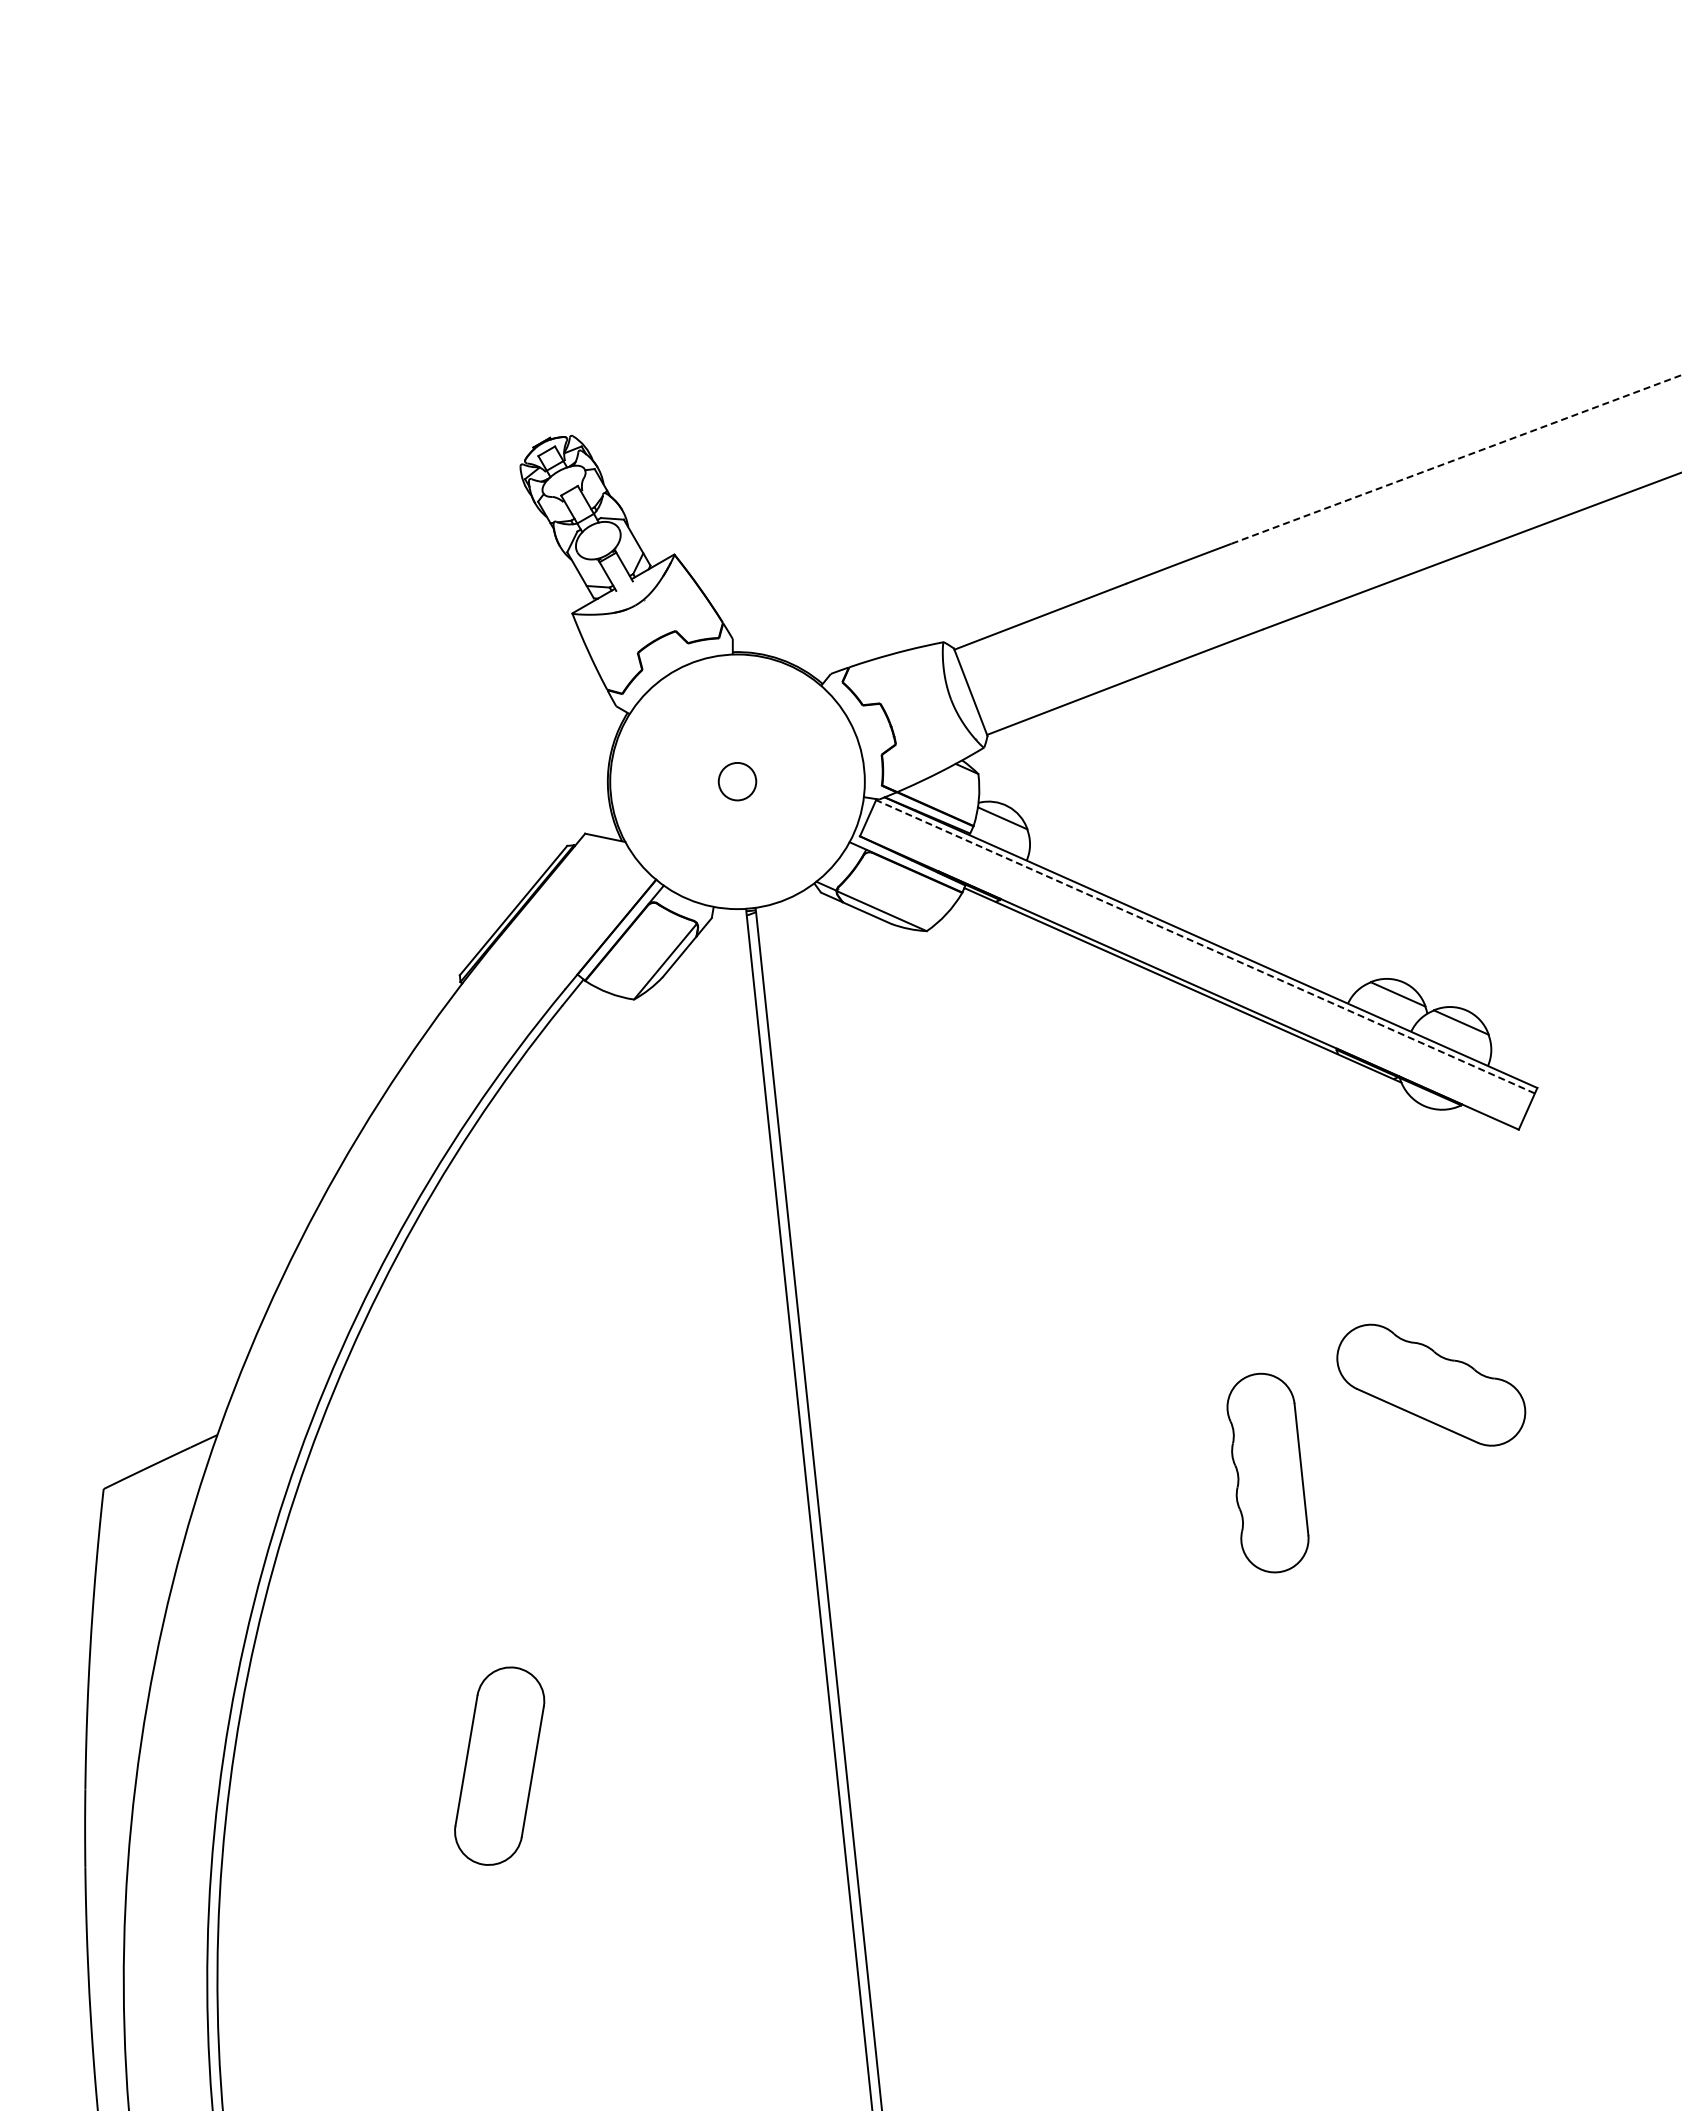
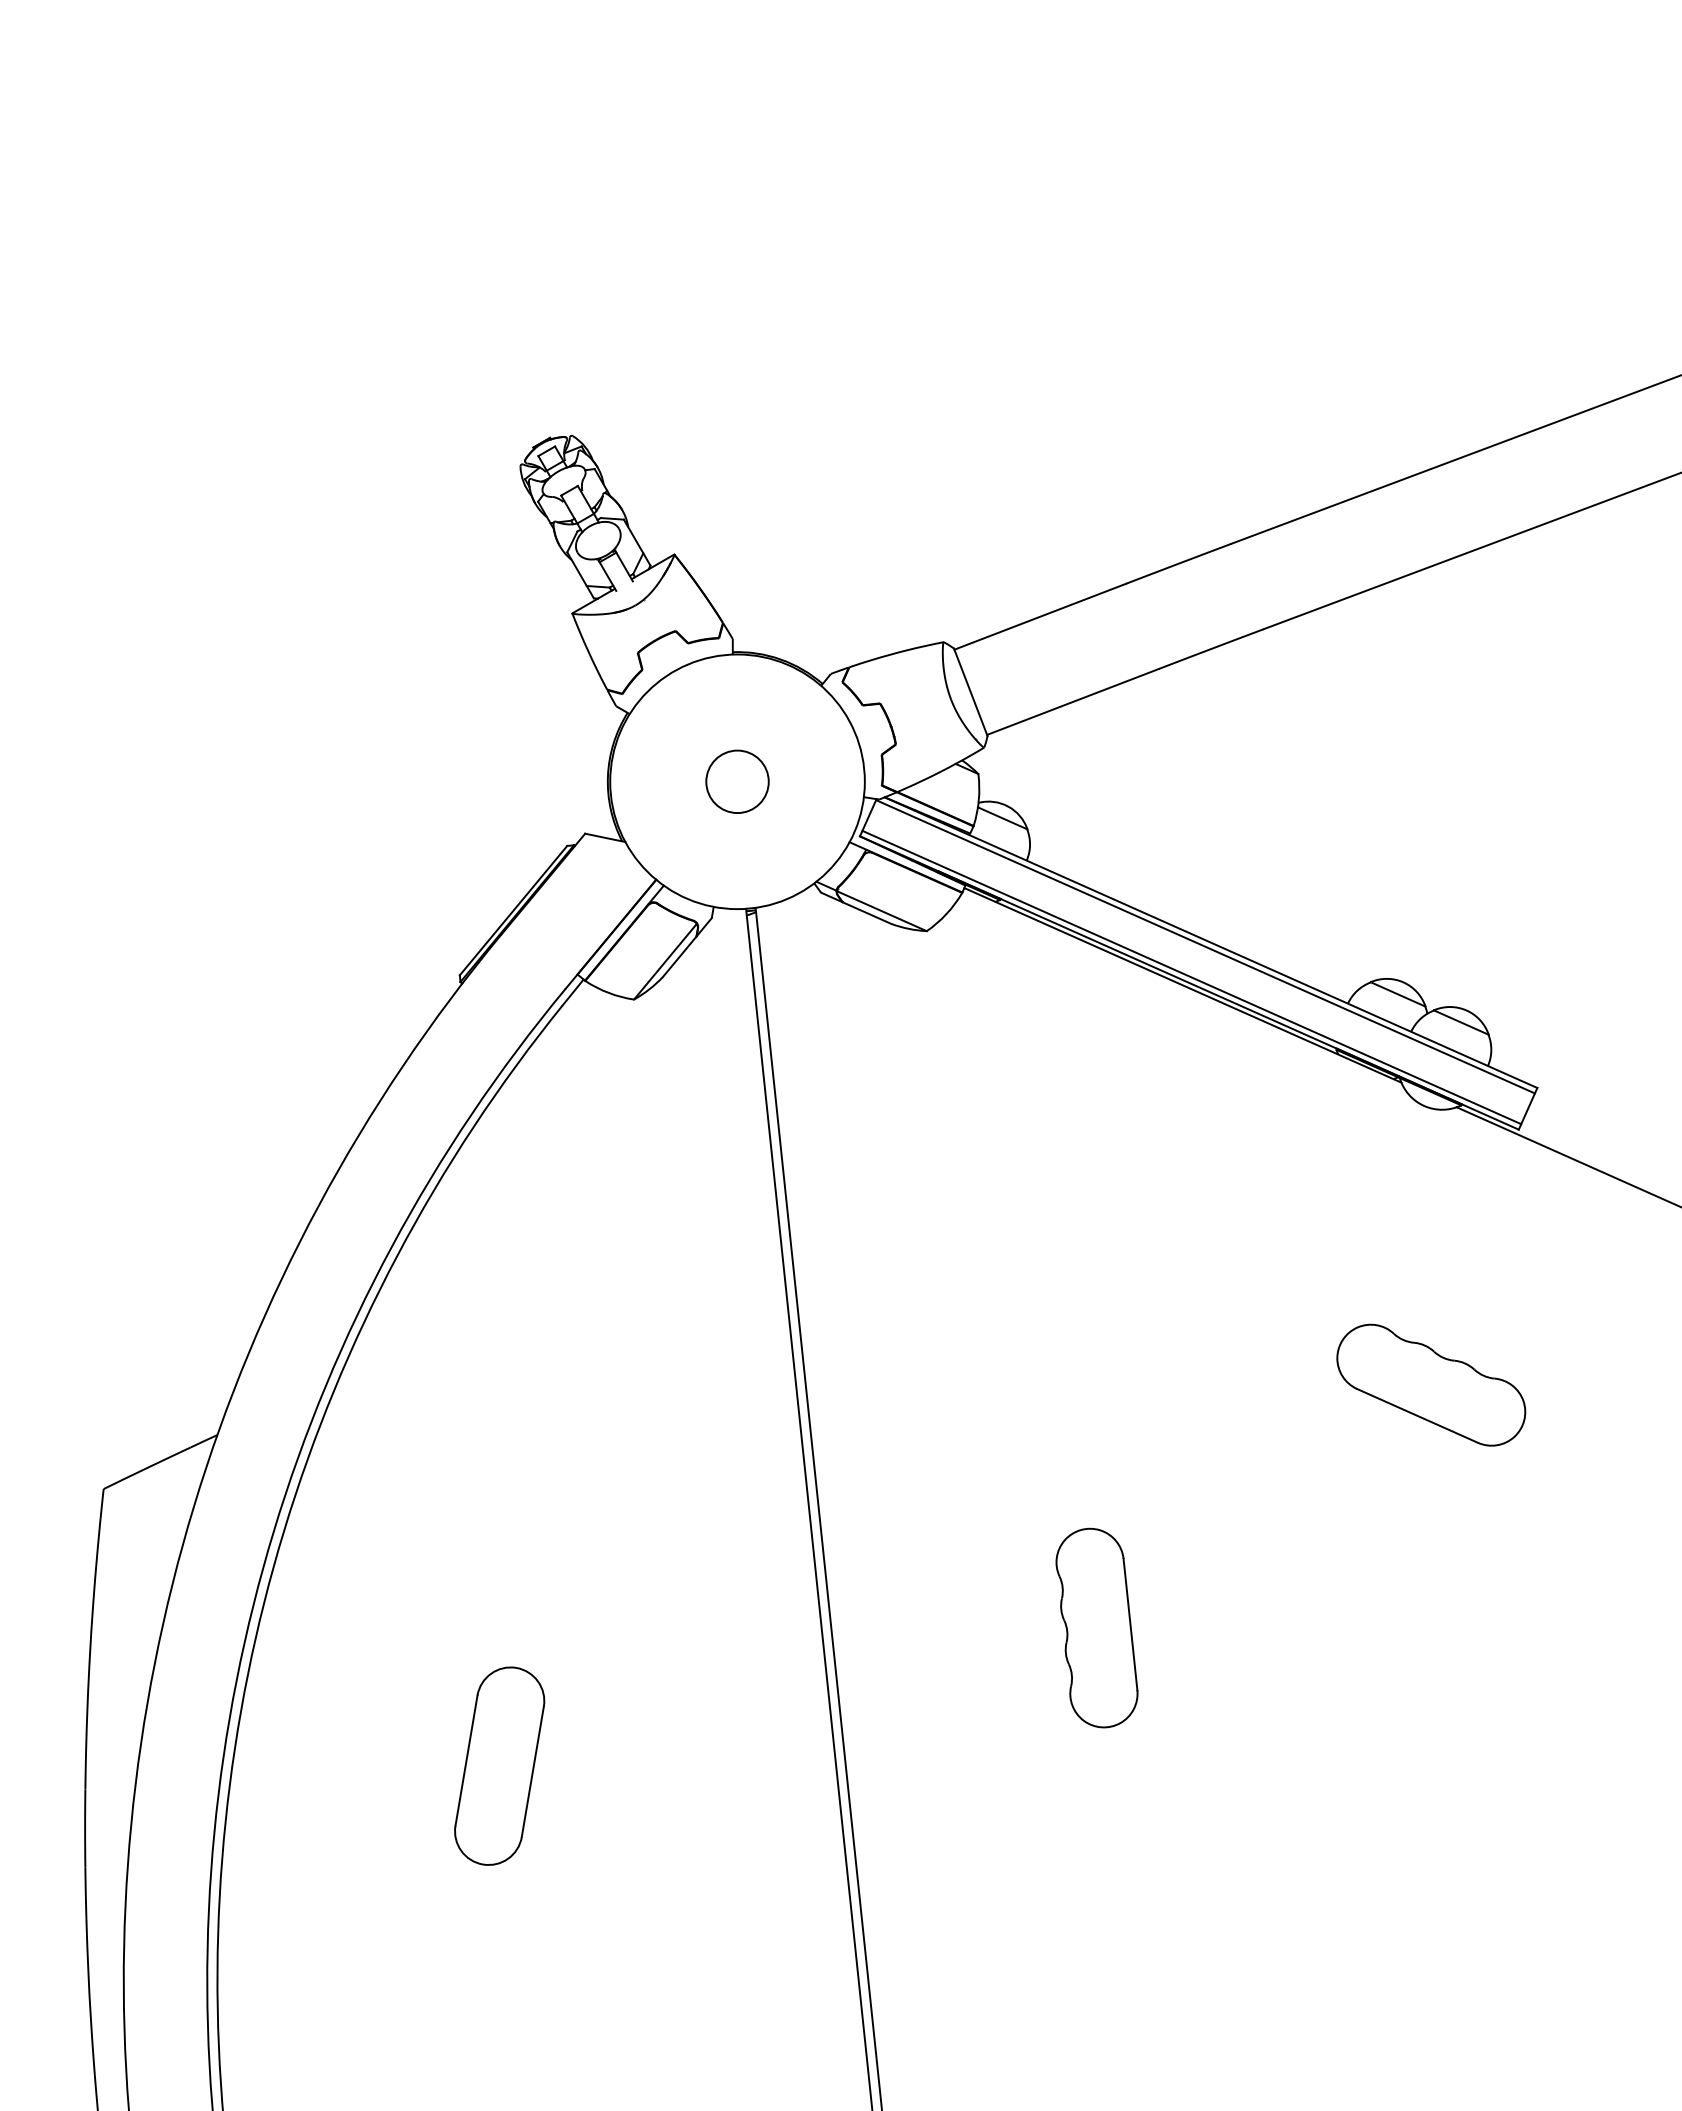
line: dashed -> solid (1457, 459)
circle size: 41x40 px -> 65x65 px (737, 781)
line: dashed -> solid (1205, 946)
line: none -> present (1191, 977)
line: none -> present (1567, 1156)
part position: (1267, 1472) -> (1096, 1627) (1096, 1627)
